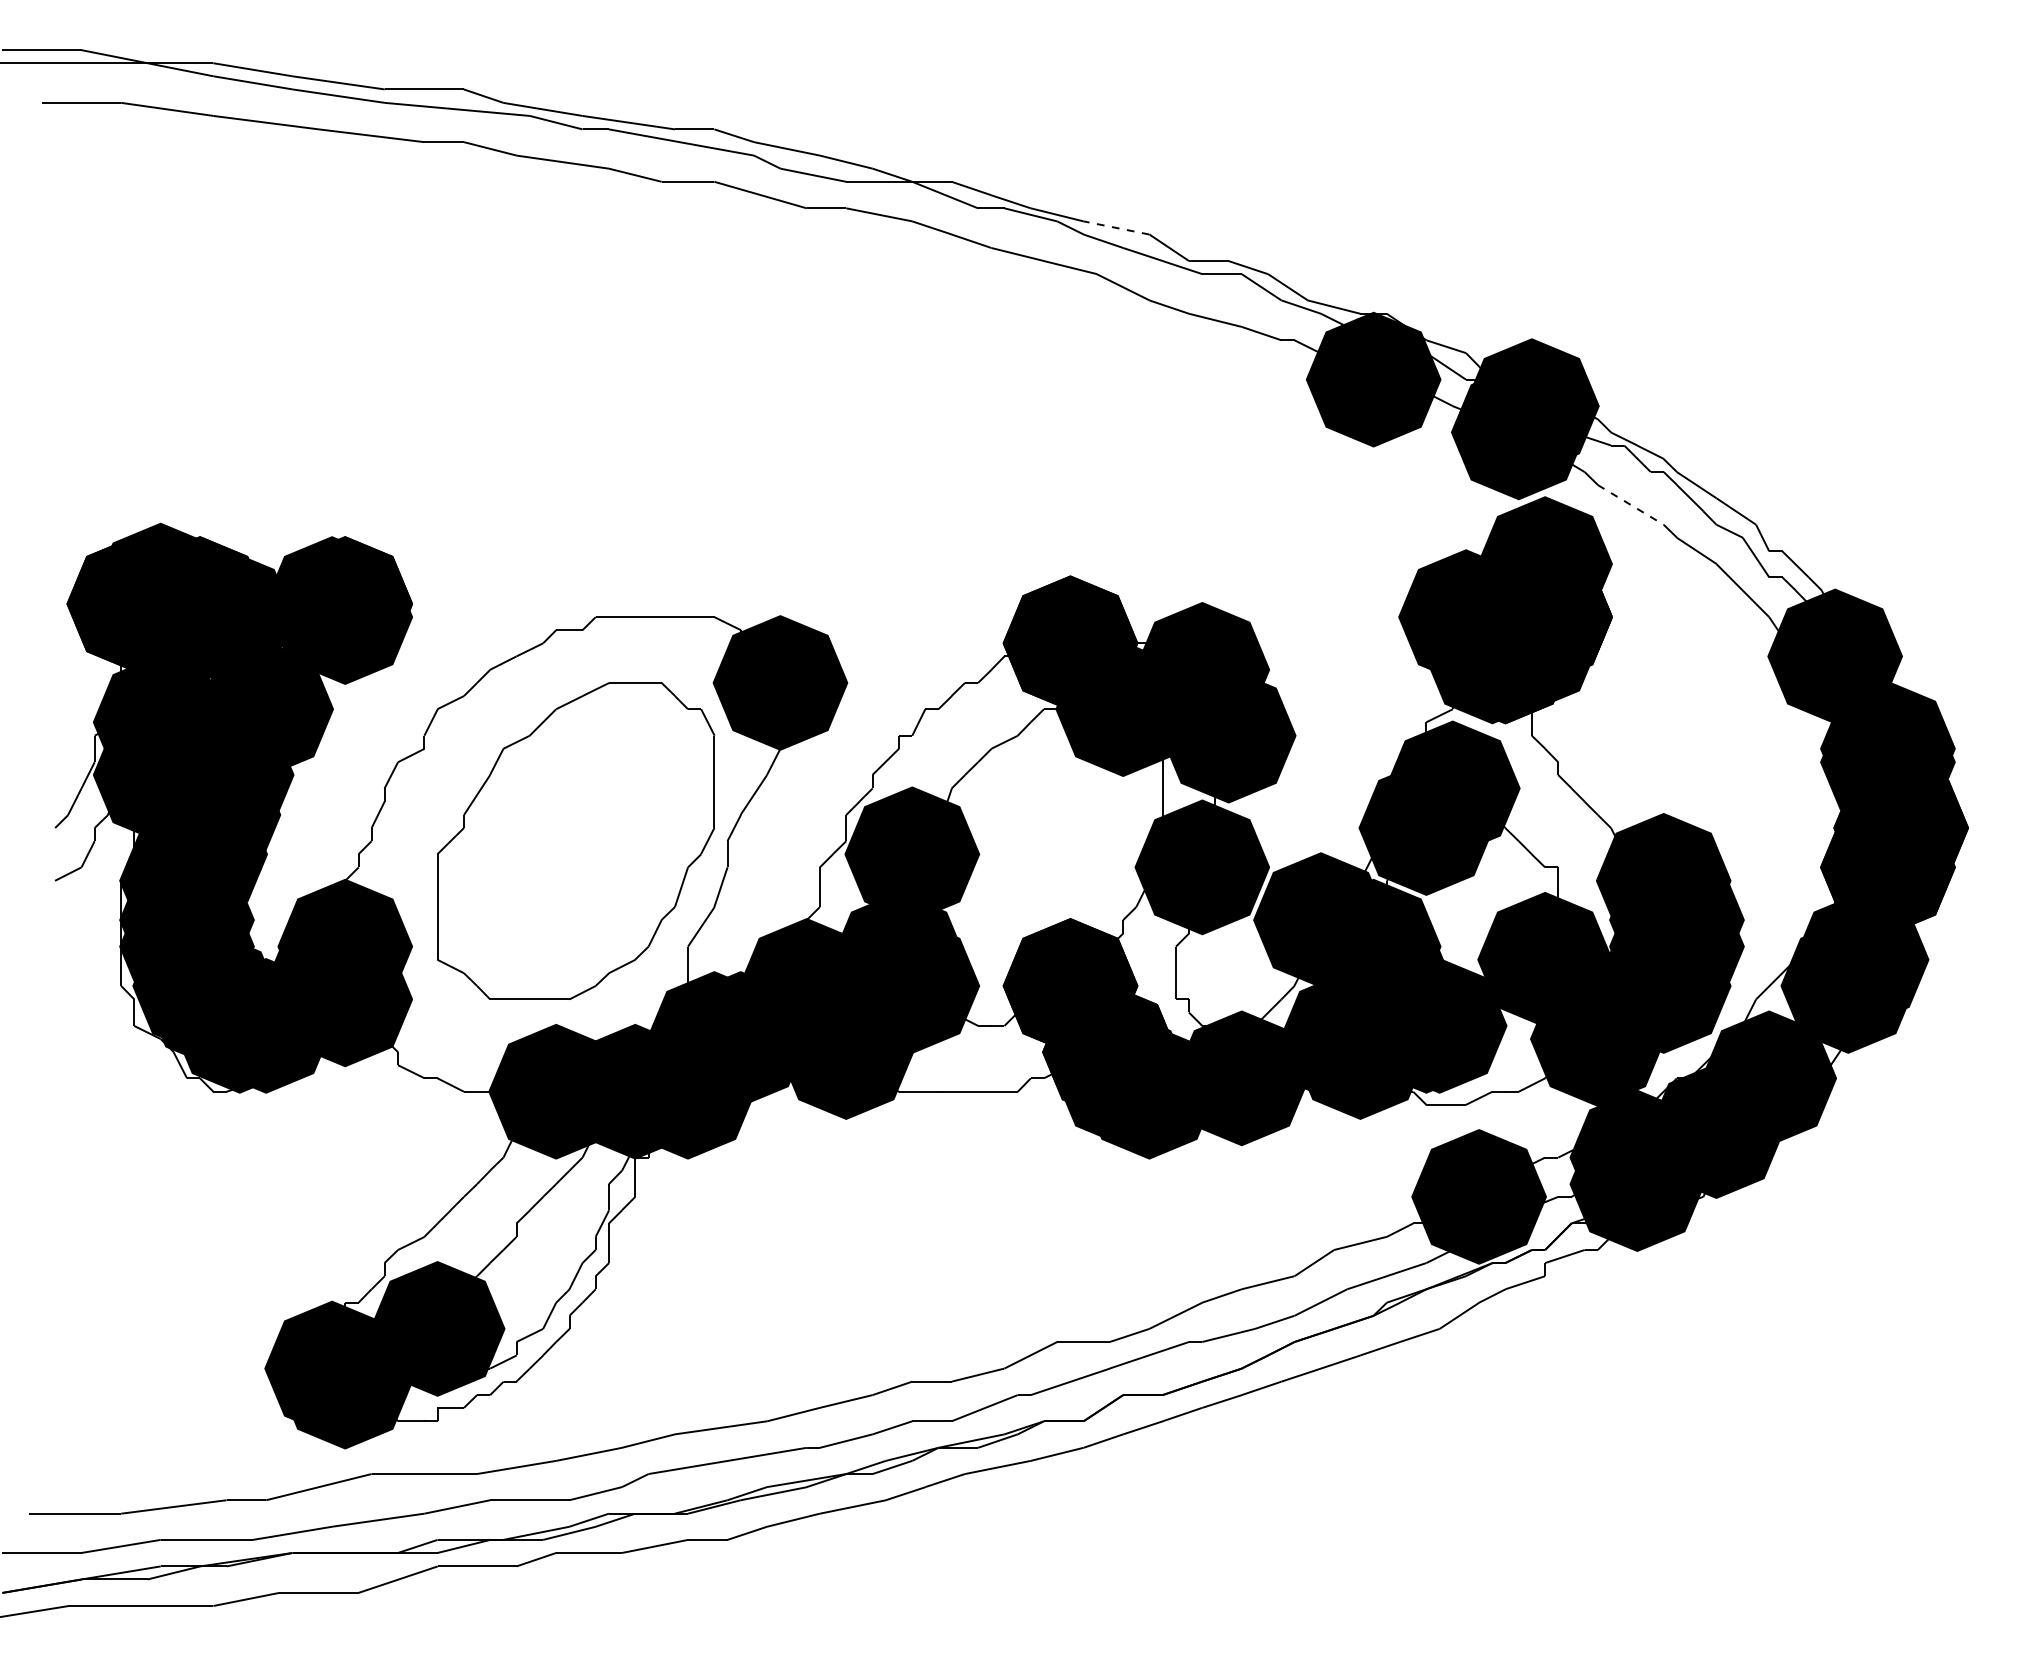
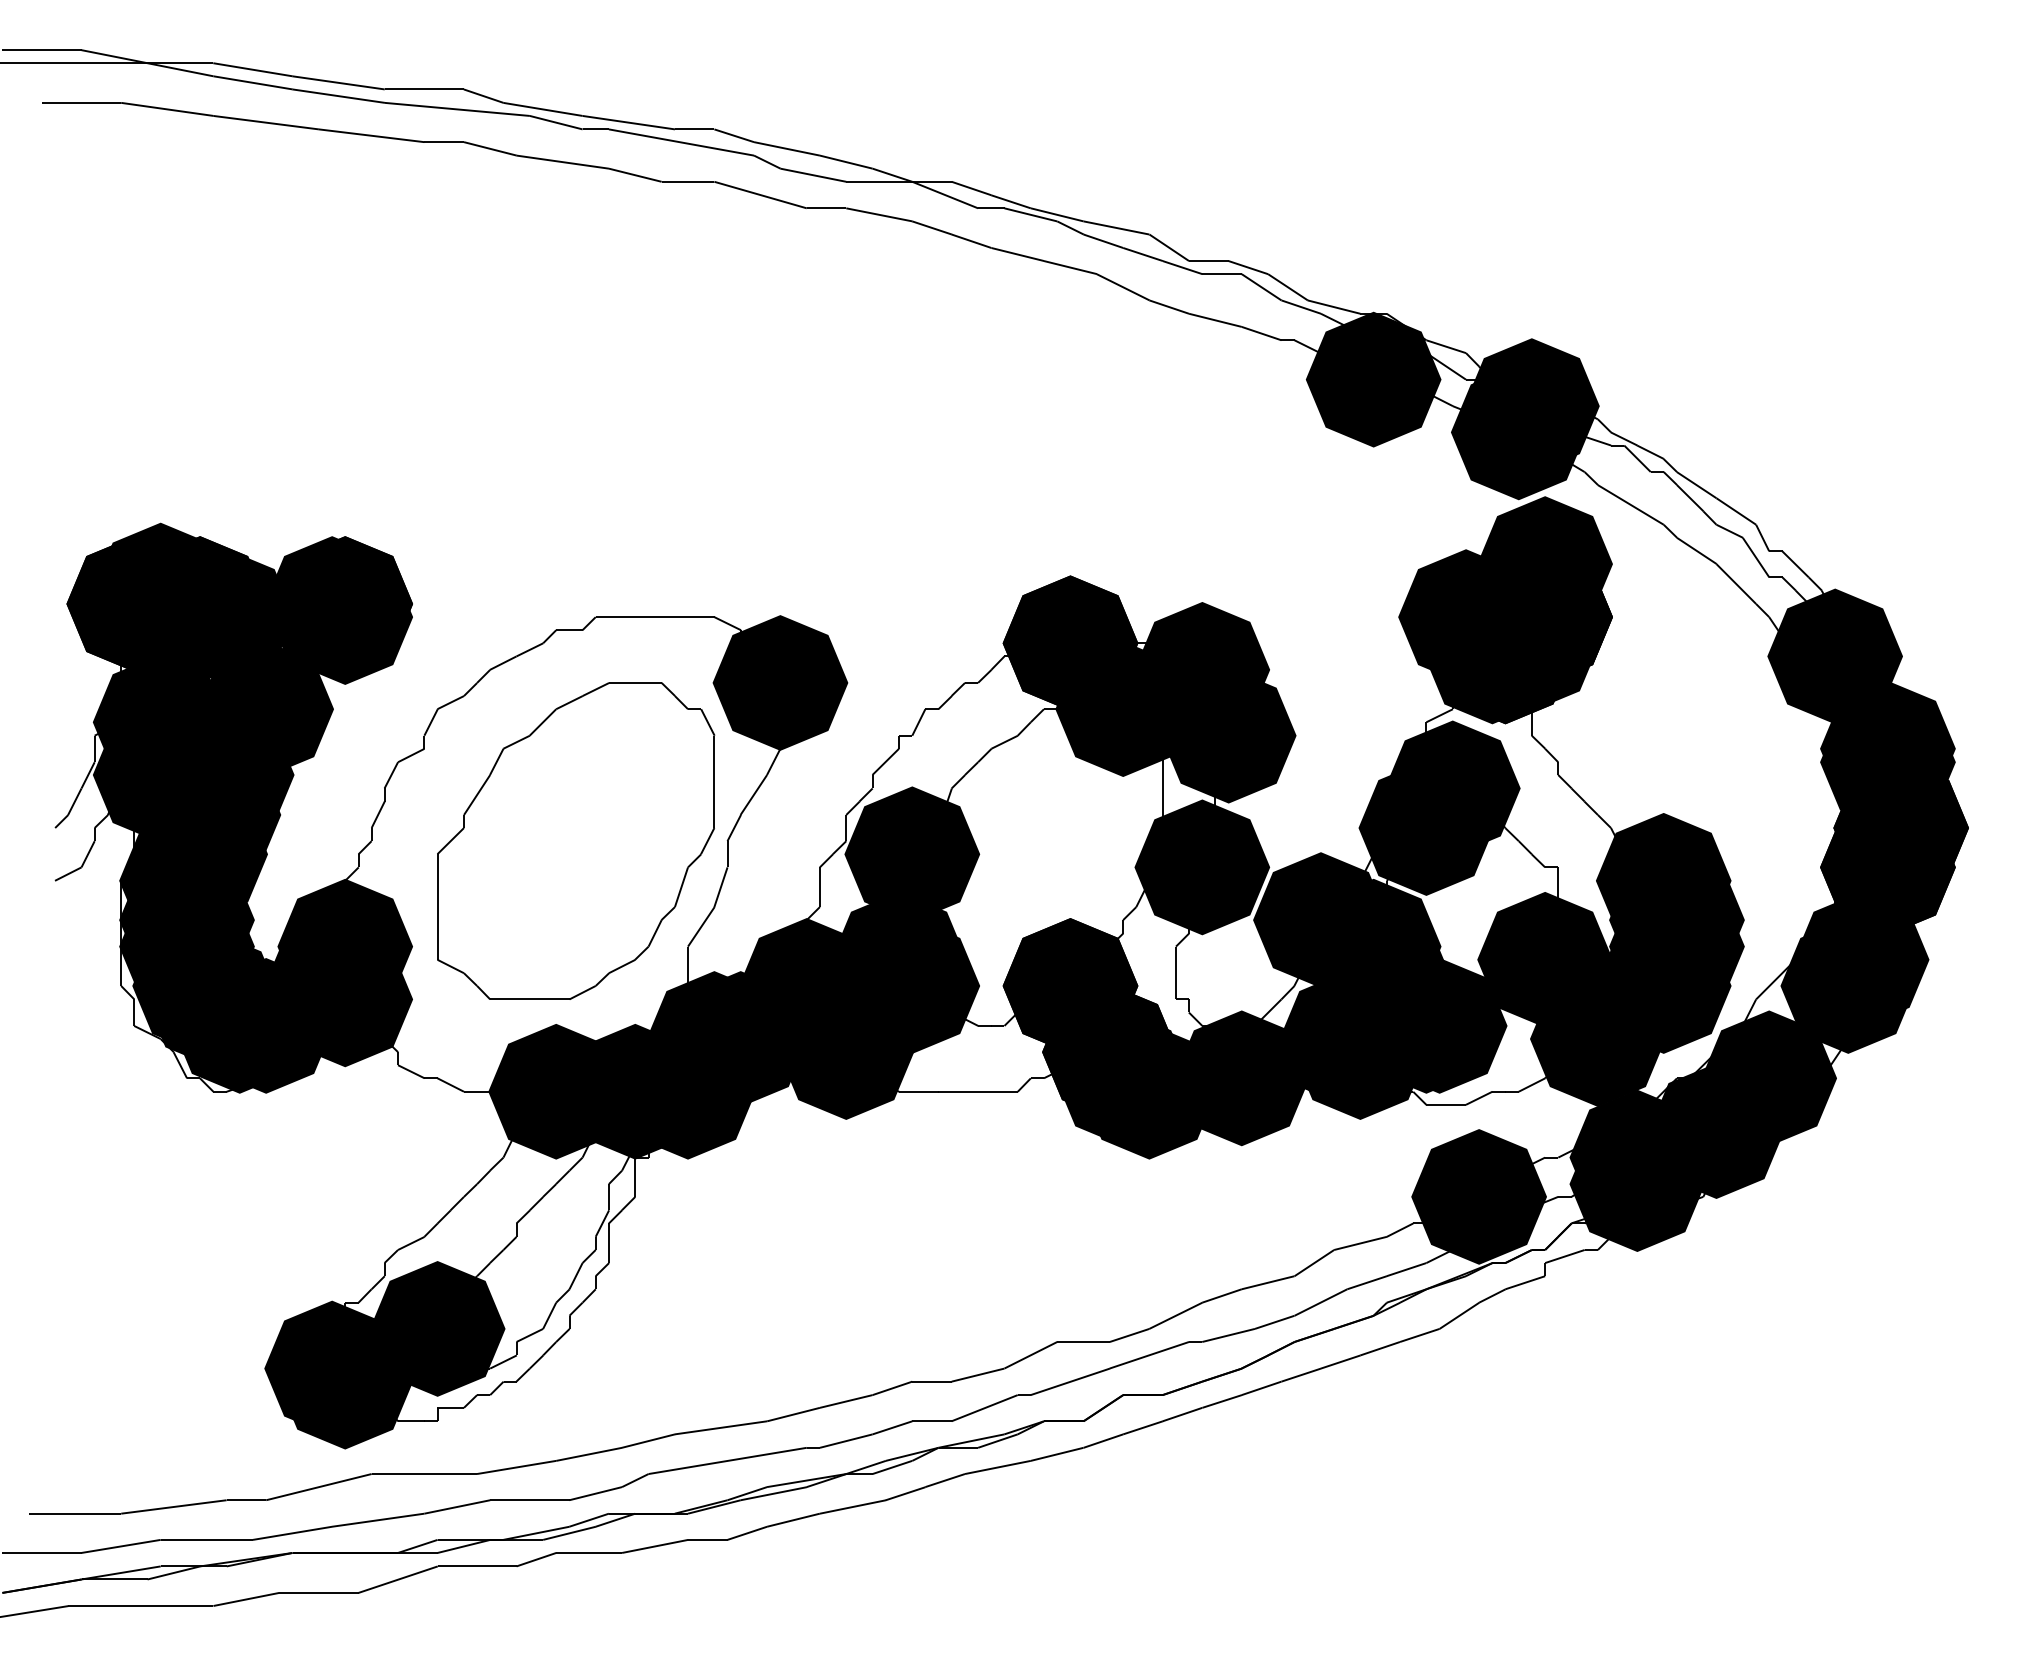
line: dashed -> solid (1116, 227)
line: dashed -> solid (1631, 505)
